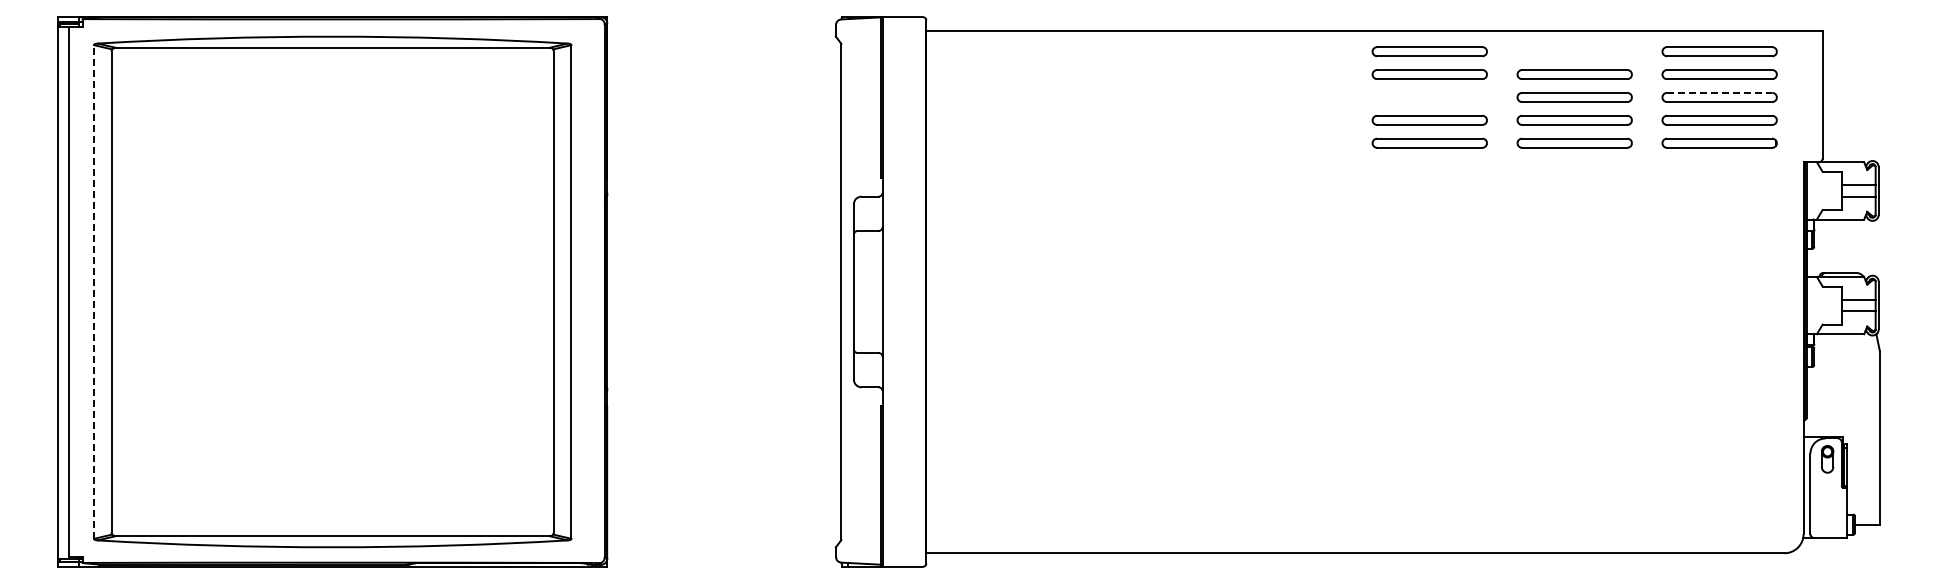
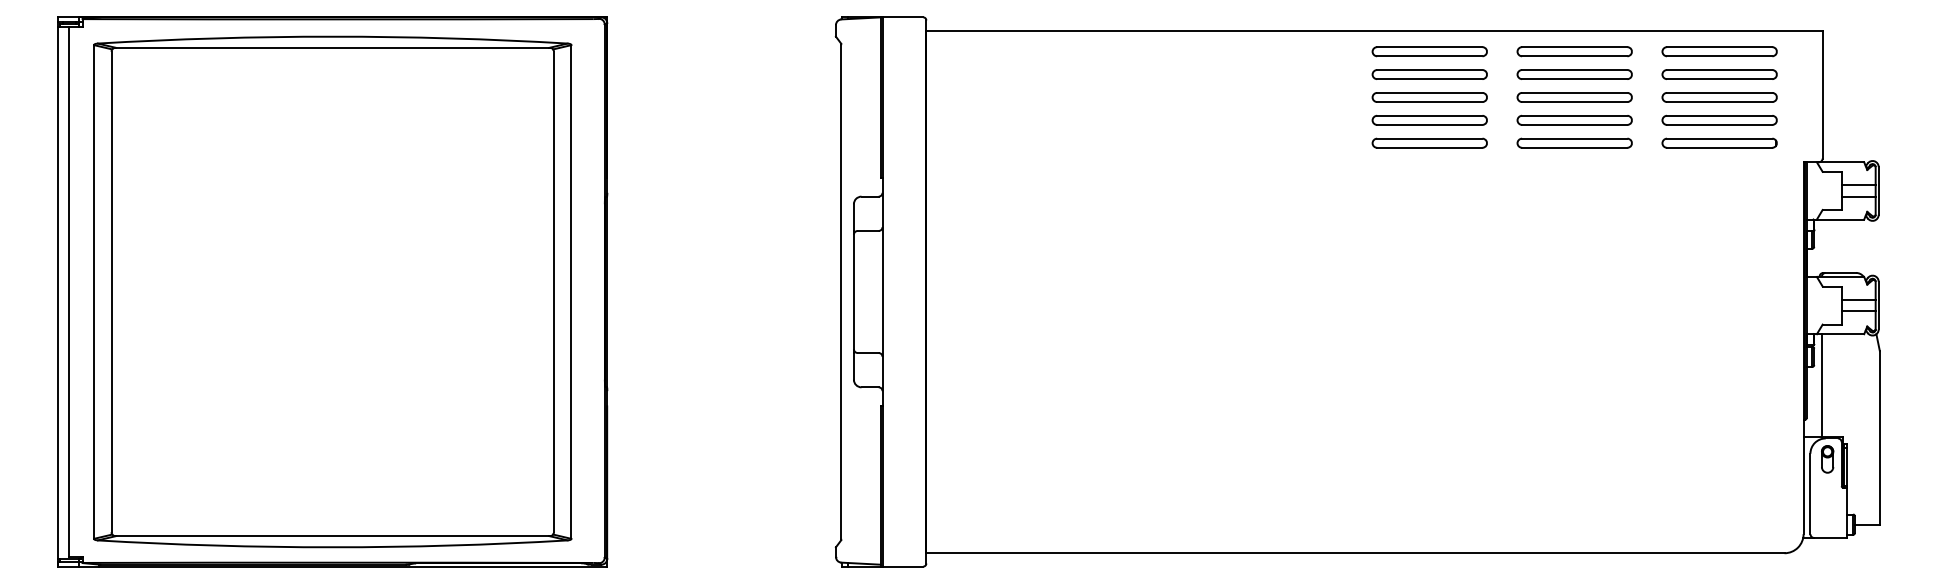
part: none -> present (1574, 51)
line: dashed -> solid (1719, 92)
part: none -> present (1429, 97)
line: dashed -> solid (94, 291)
line: none -> present (1821, 385)
